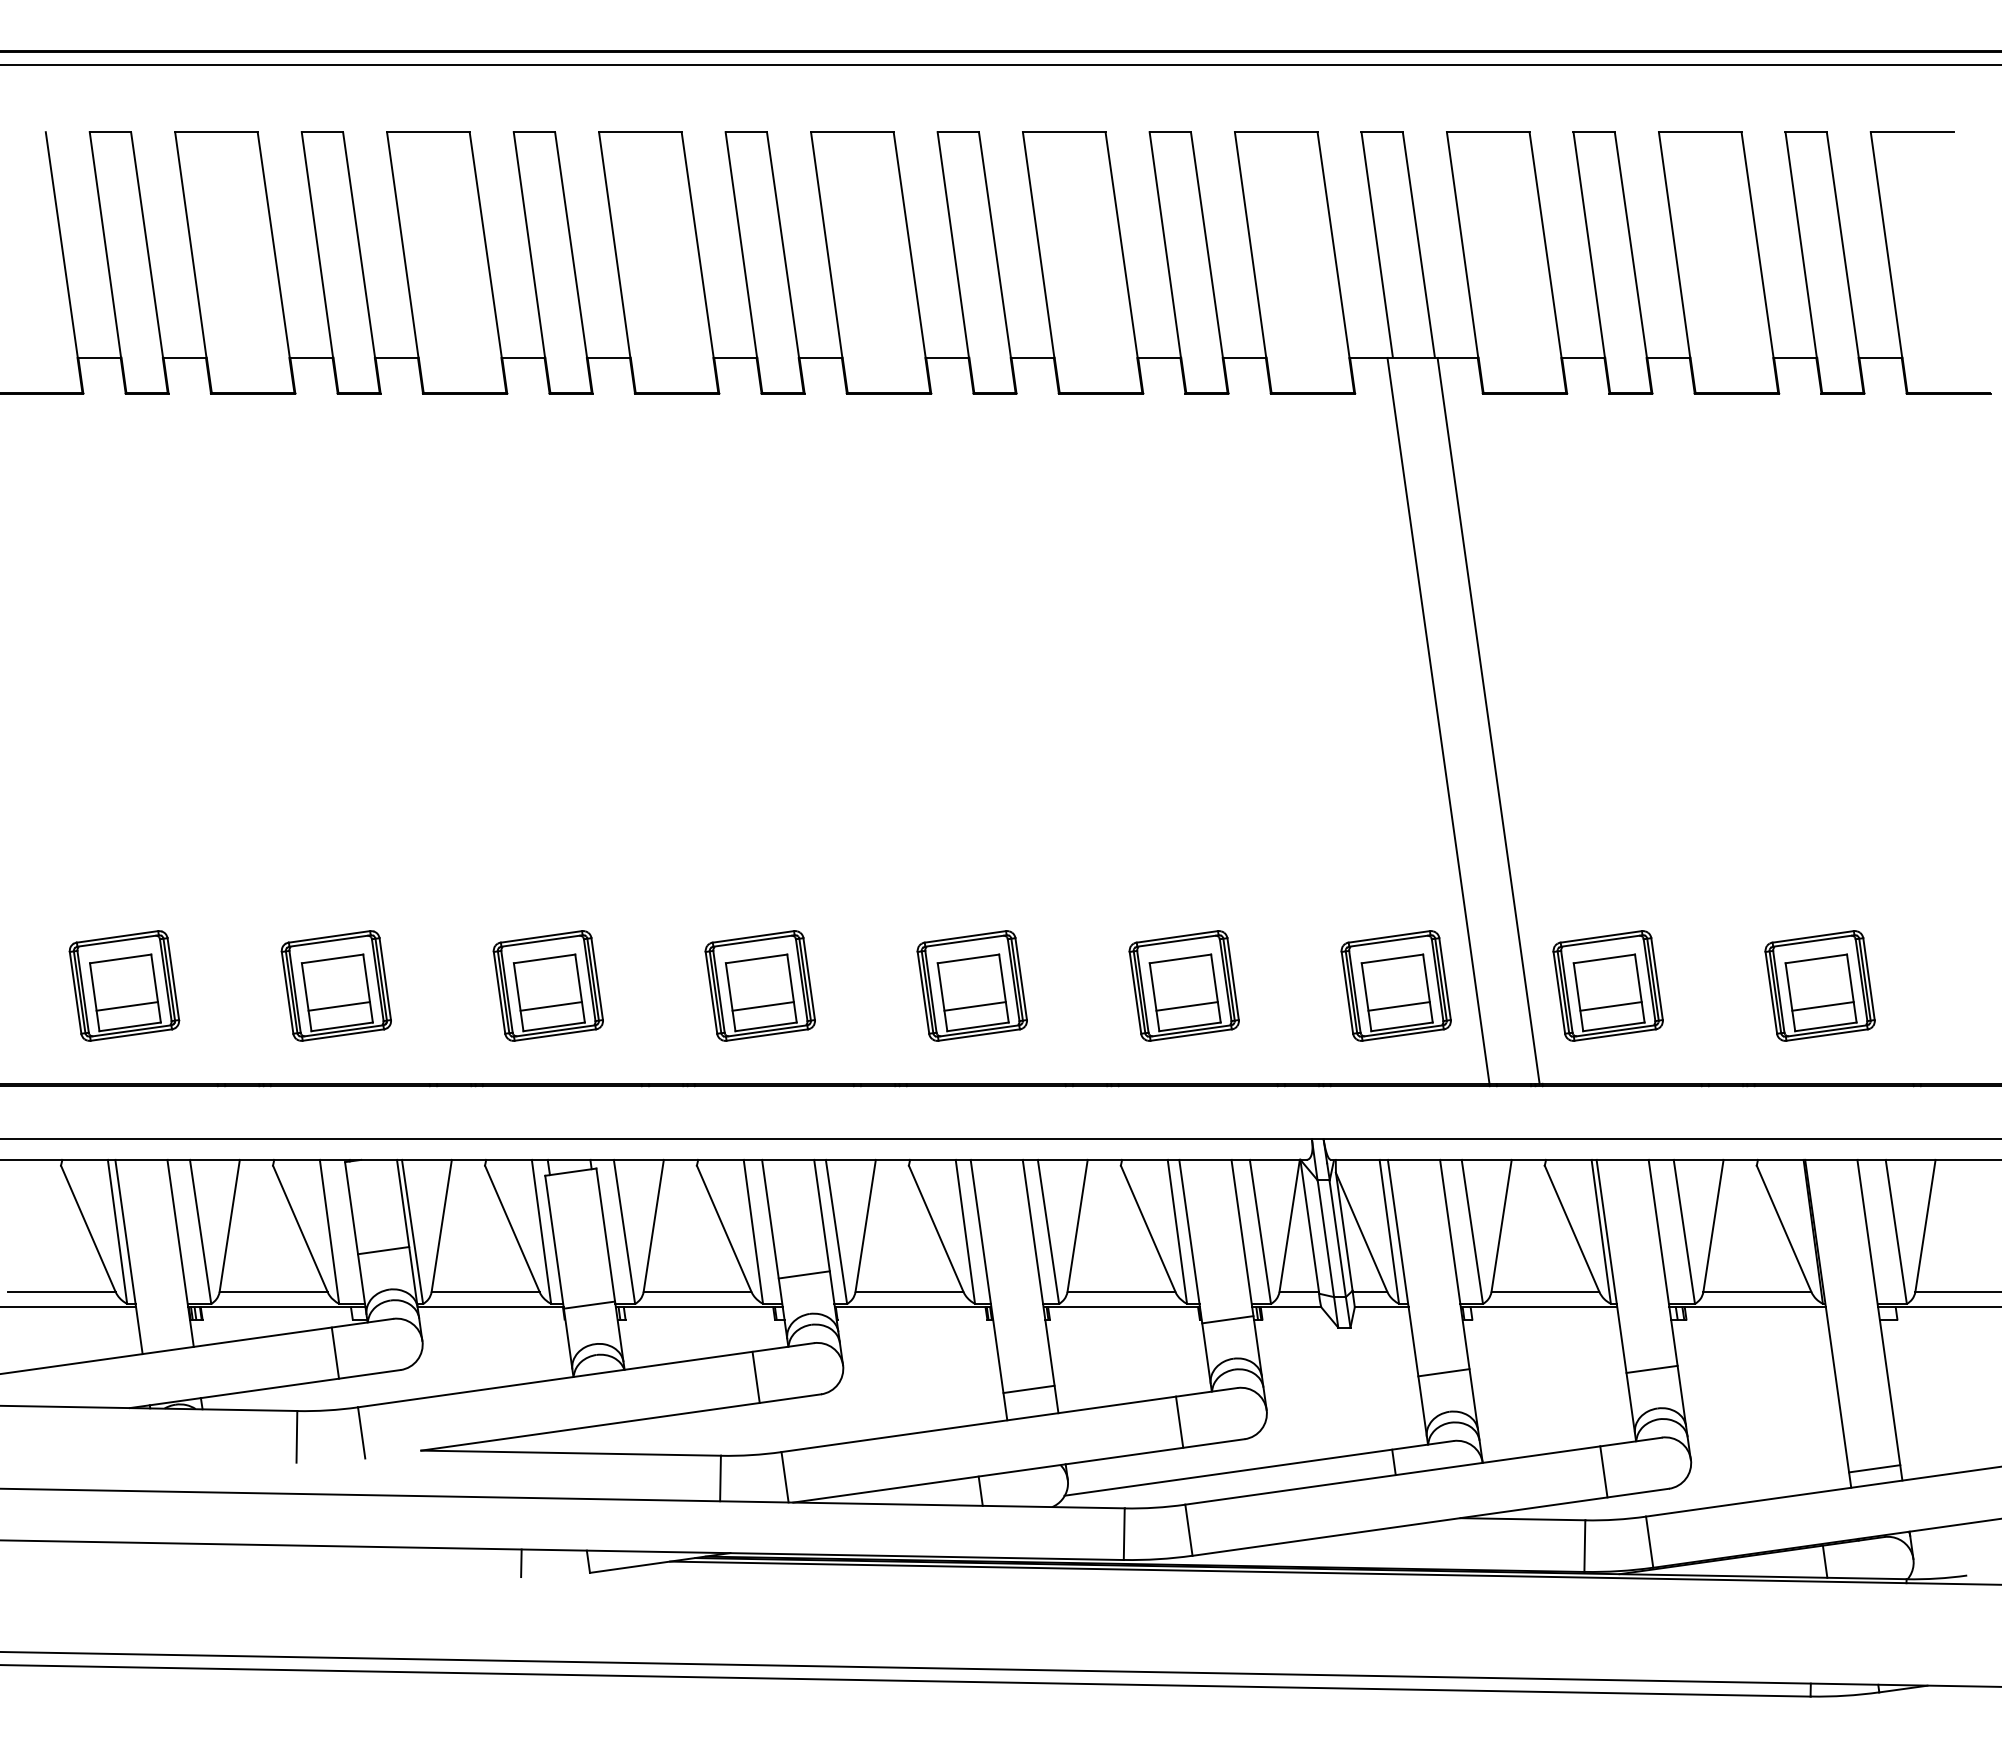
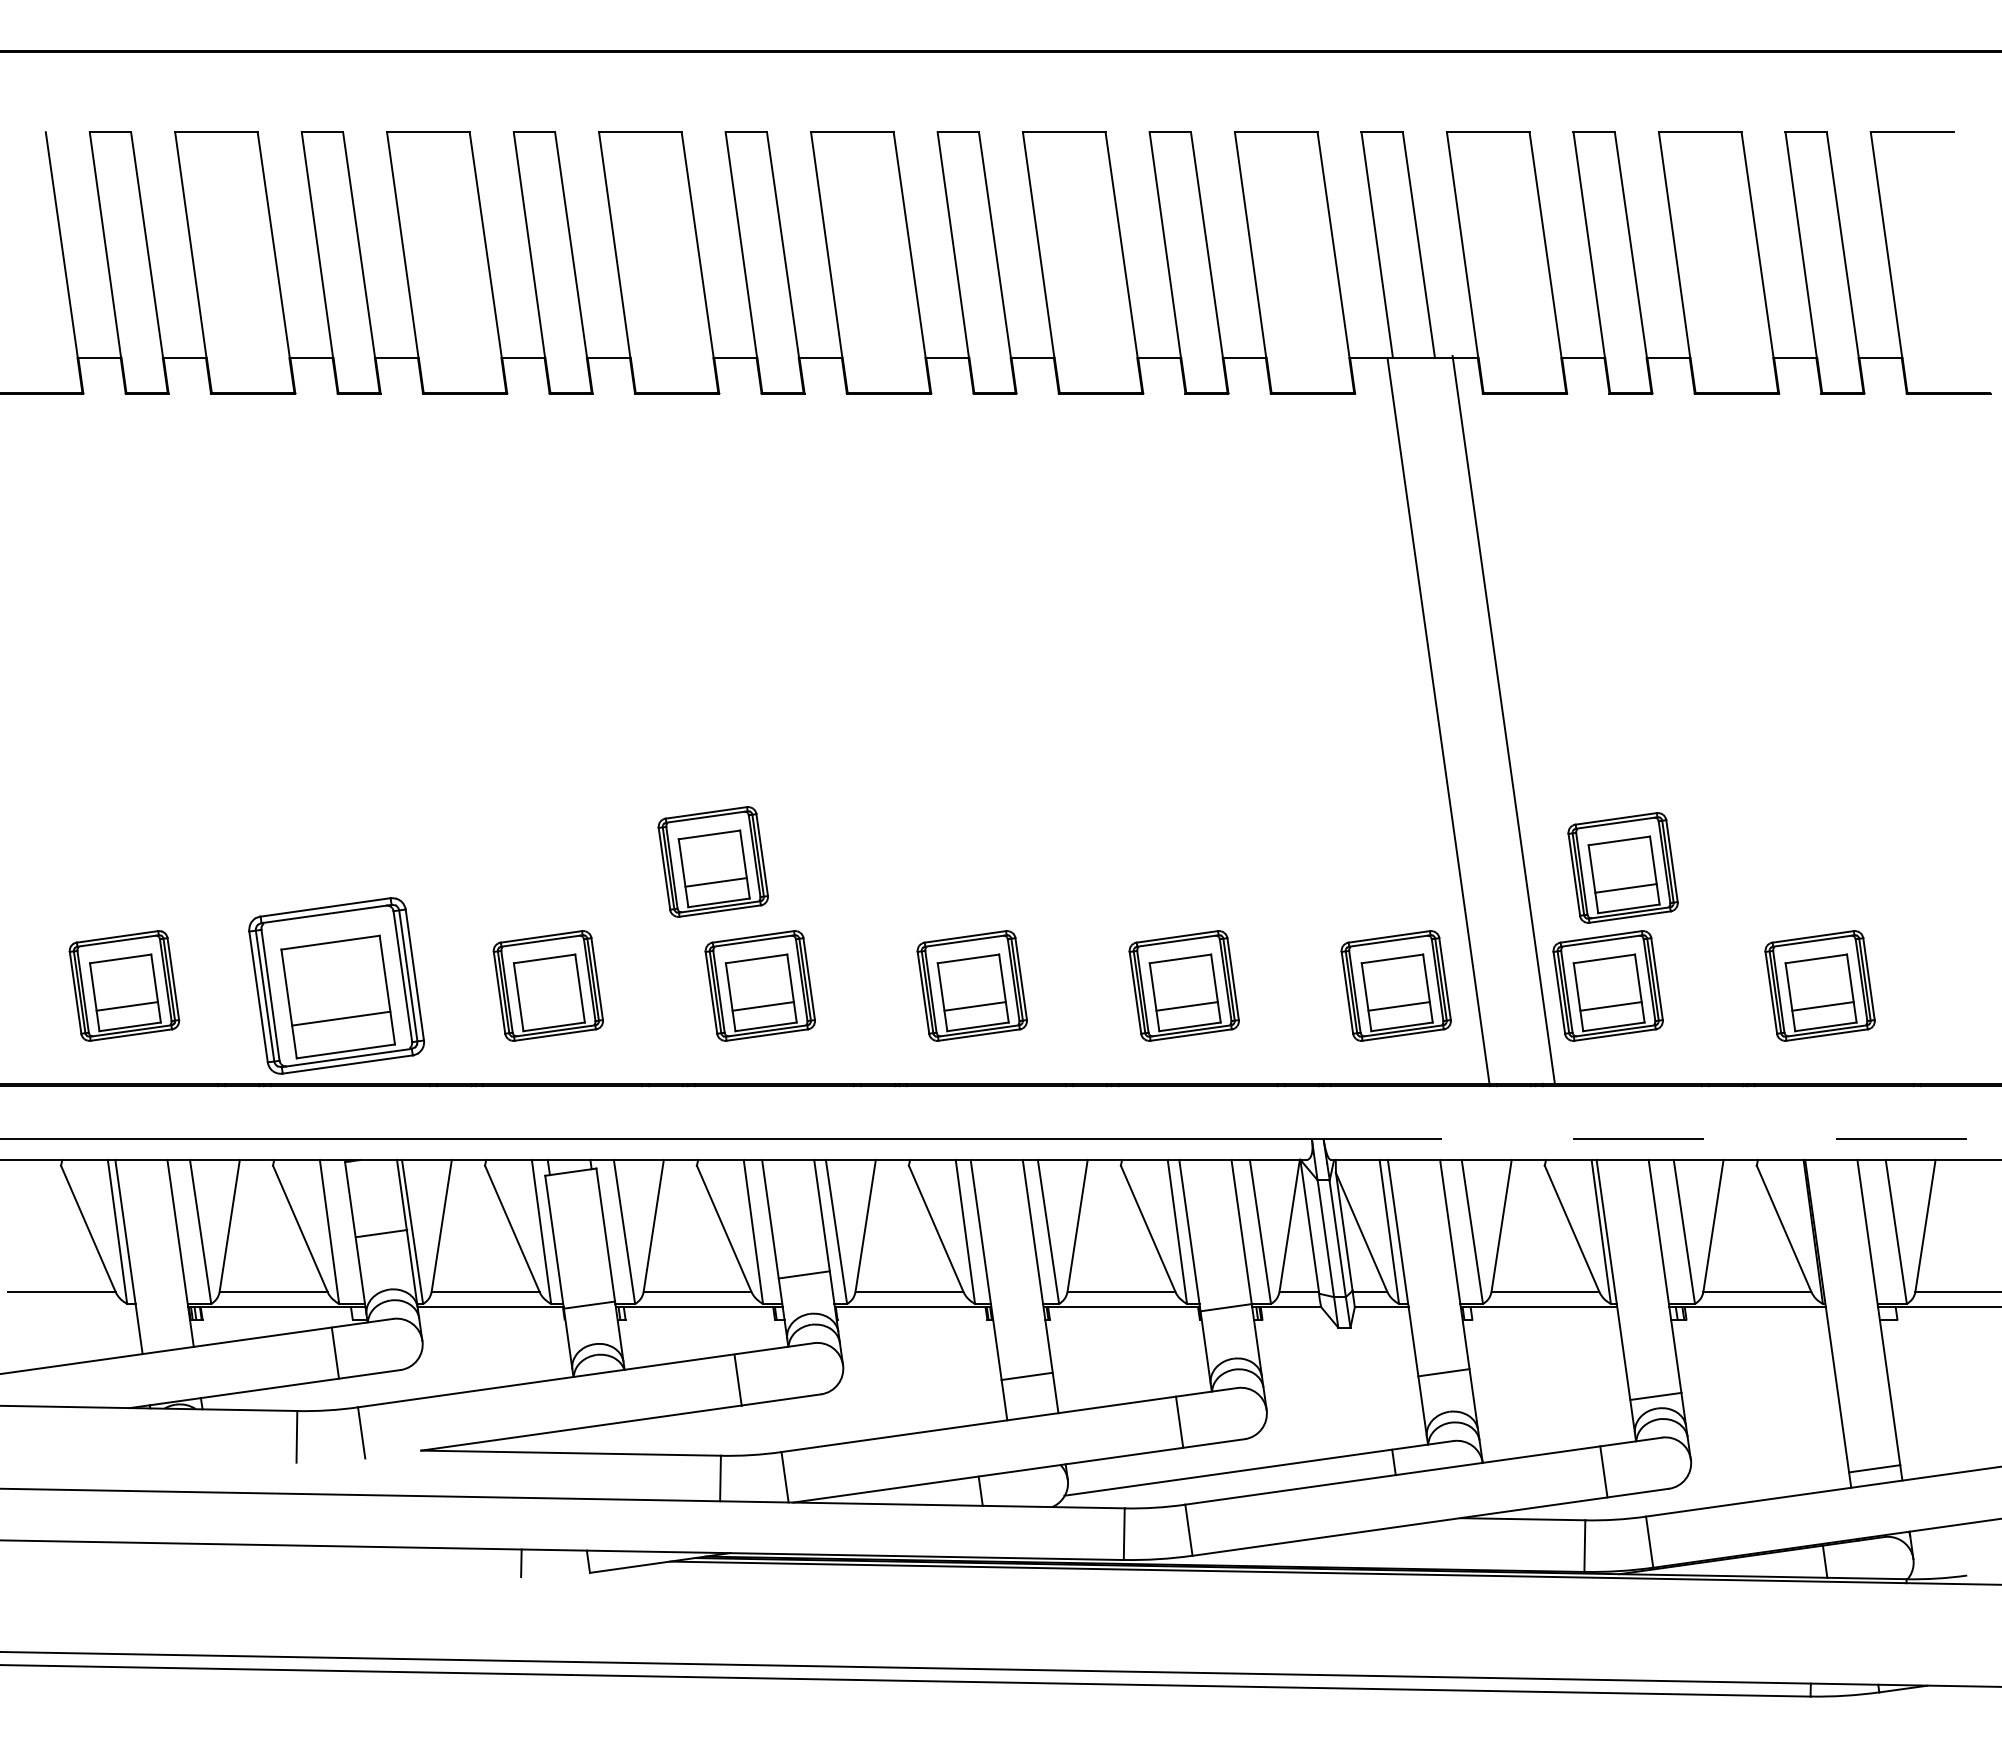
line: present -> none (1000, 64)
line position: (1488, 720) -> (1503, 718) (1503, 718)
part: none -> present (712, 861)
part: none -> present (1622, 867)
part size: 112x112 px -> 178x178 px (336, 985)
line: present -> none (550, 1006)
line: solid -> dashed (1656, 1139)
line position: (383, 1250) -> (381, 1233) (381, 1233)
line: present -> none (69, 1307)
line position: (1227, 1319) -> (1225, 1307) (1225, 1307)
line position: (1651, 1368) -> (1655, 1395) (1655, 1395)
line position: (755, 1377) -> (737, 1380) (737, 1380)
line position: (1028, 1389) -> (1026, 1376) (1026, 1376)
